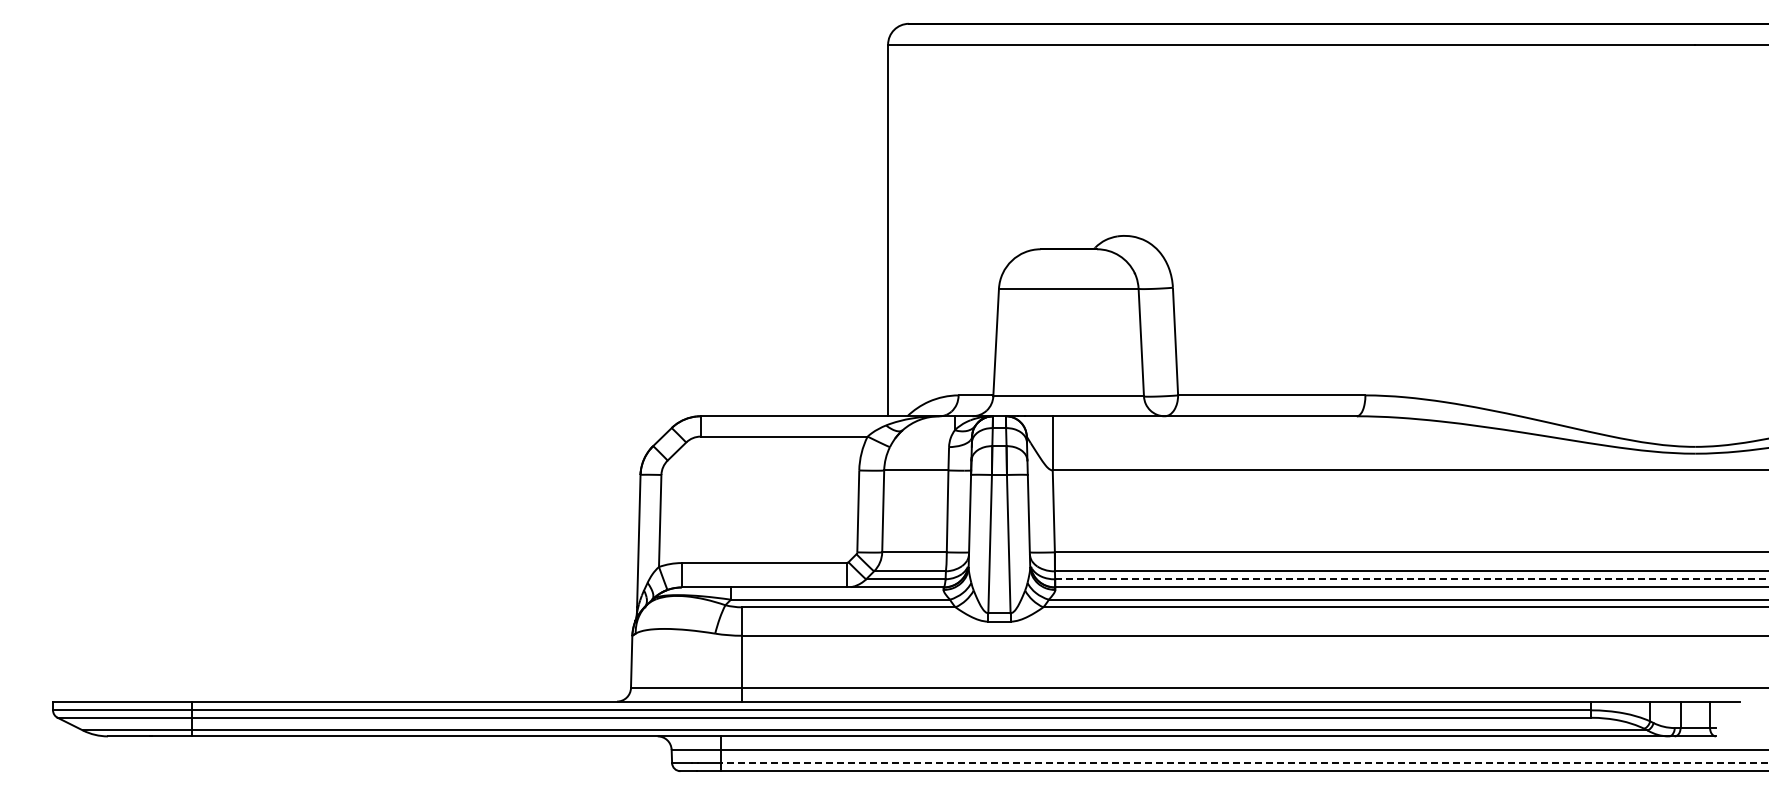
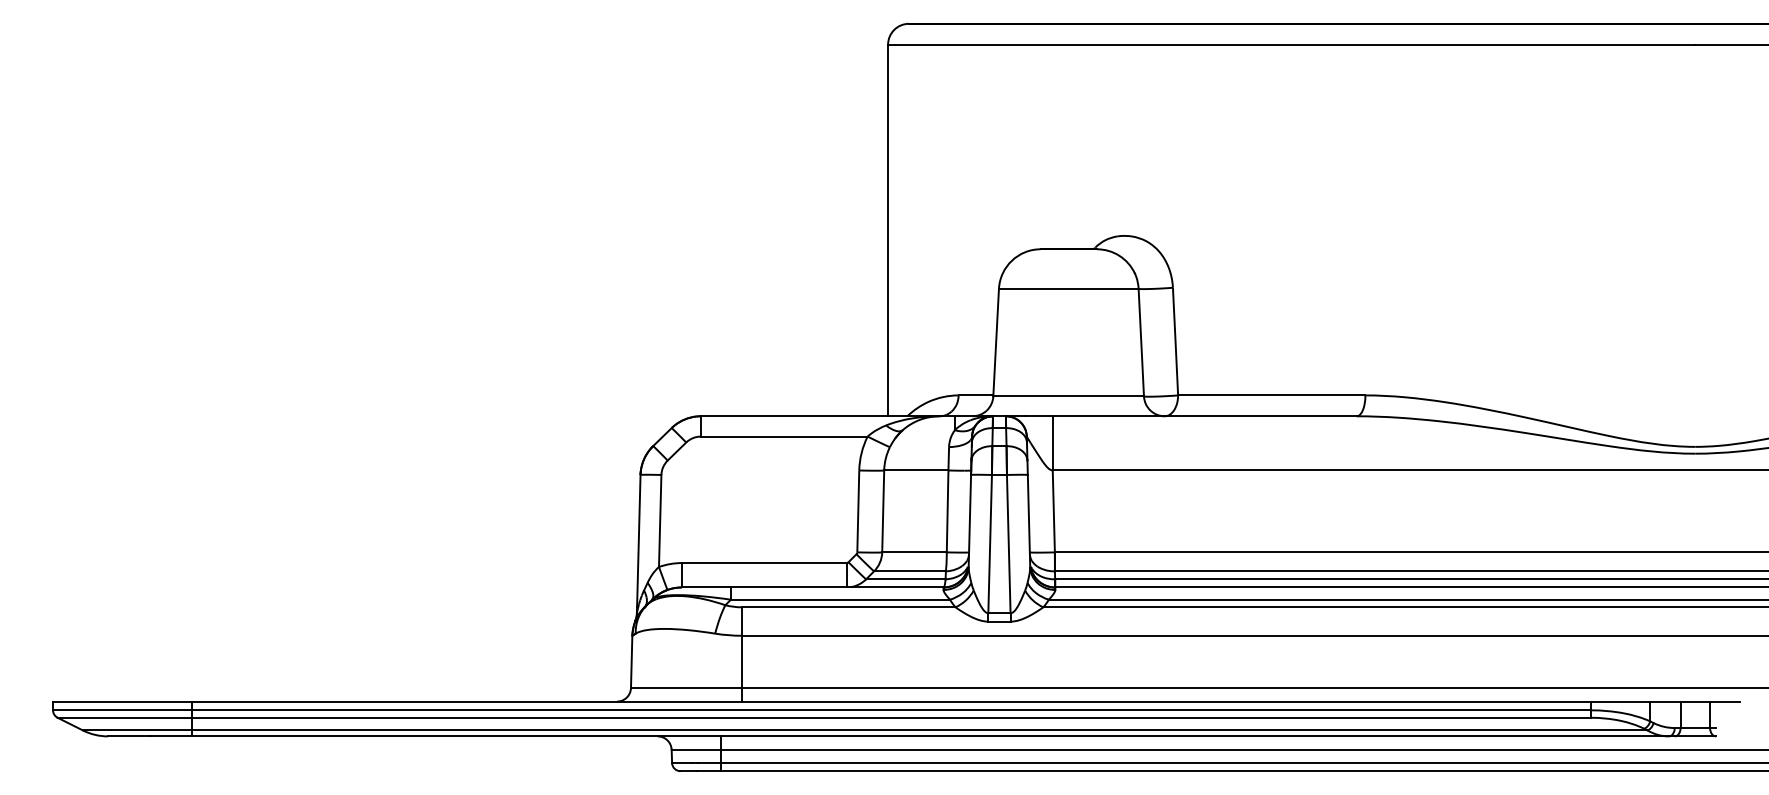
line: dashed -> solid (1411, 579)
line: dashed -> solid (1244, 763)
